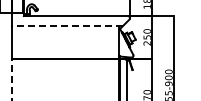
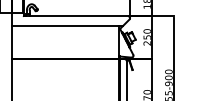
line: dashed -> solid (66, 26)
line: dashed -> solid (12, 79)
